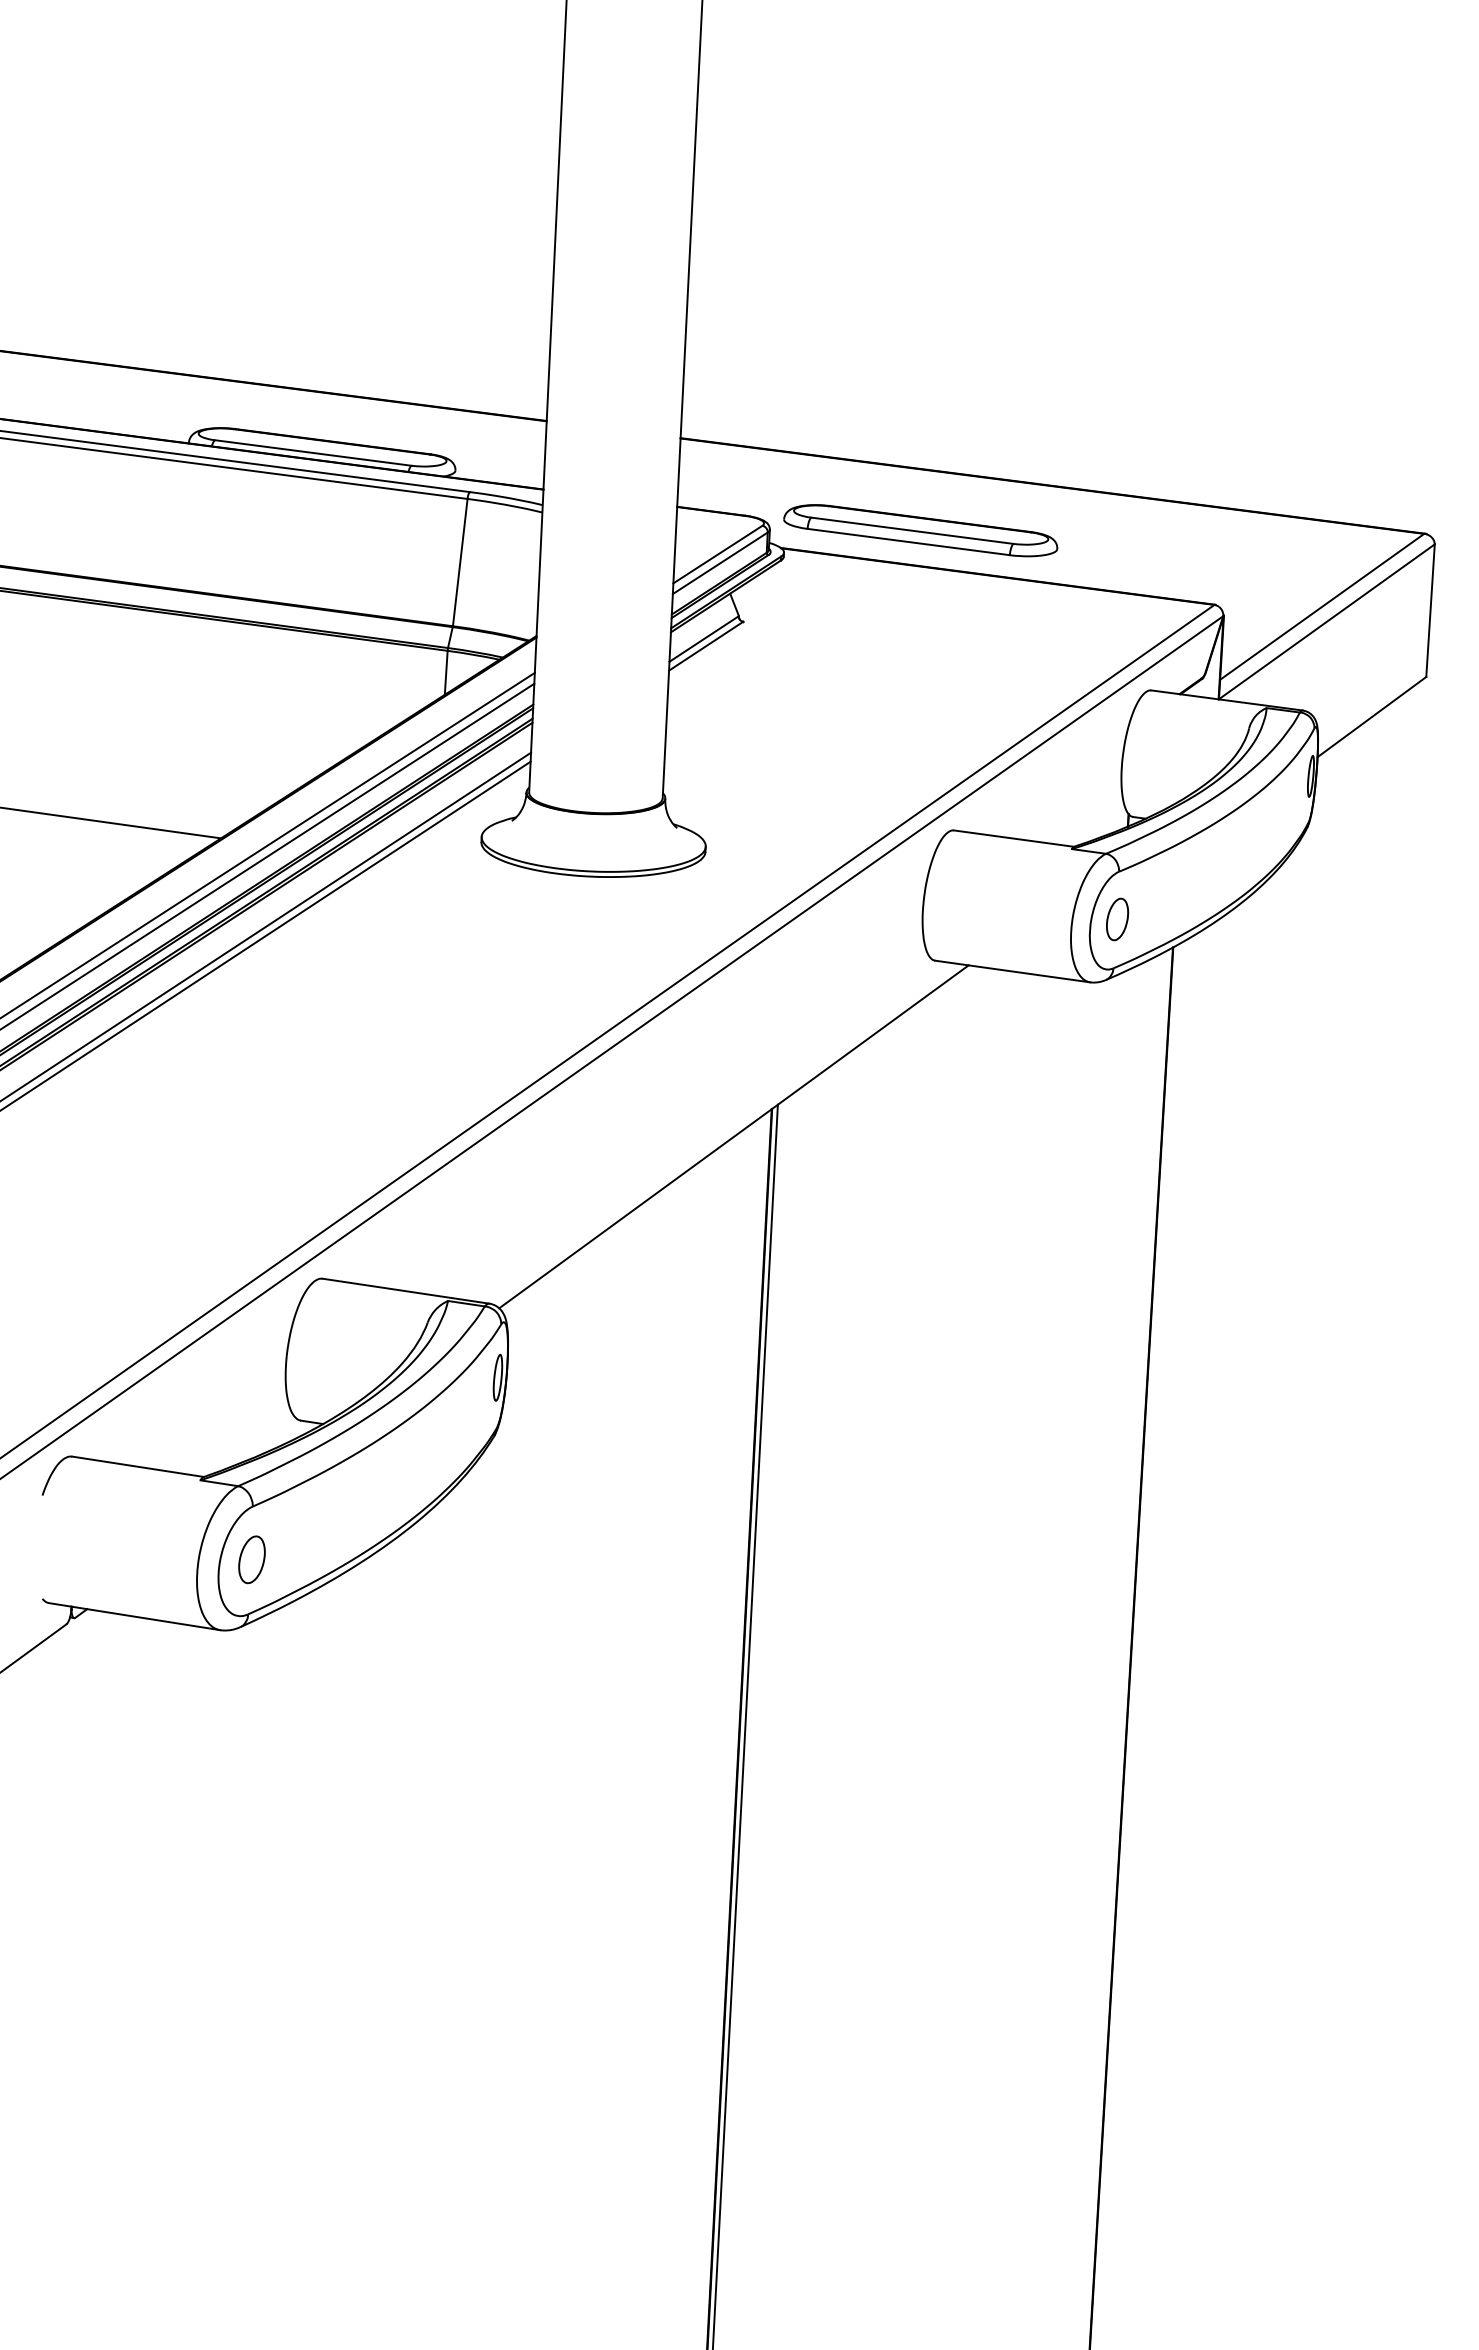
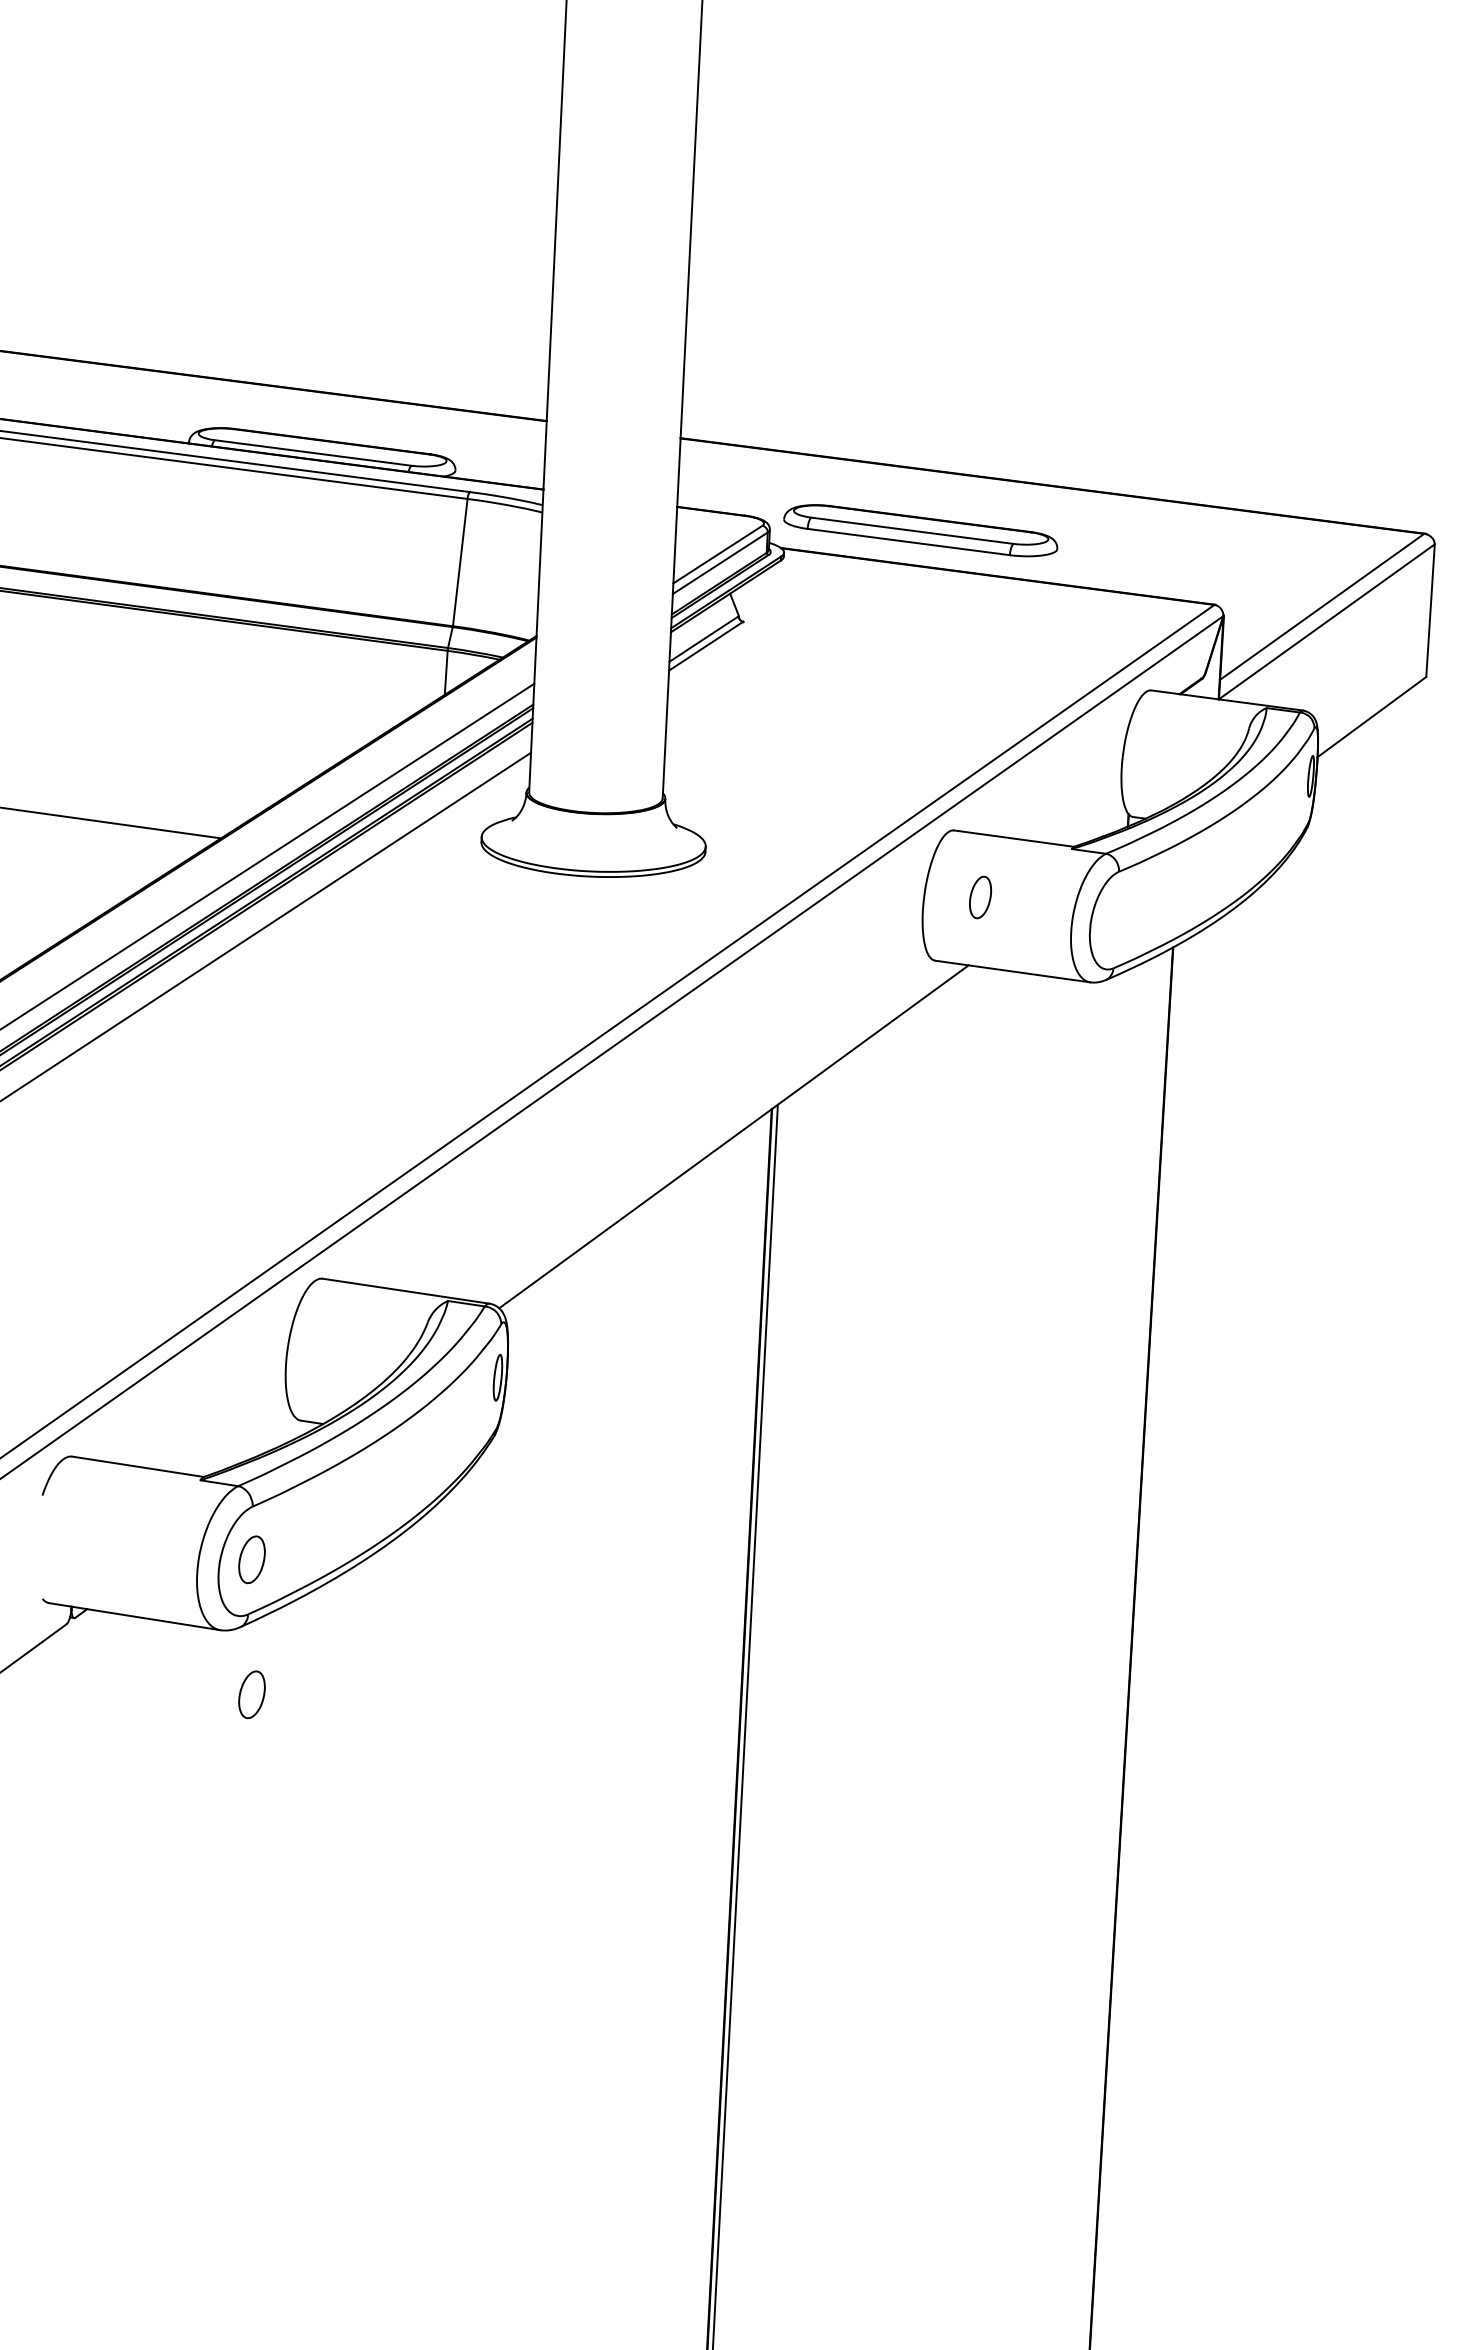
line: present -> none (268, 844)
part position: (1117, 919) -> (980, 897) (980, 897)
line: present -> none (266, 935)
part: none -> present (251, 1694)
